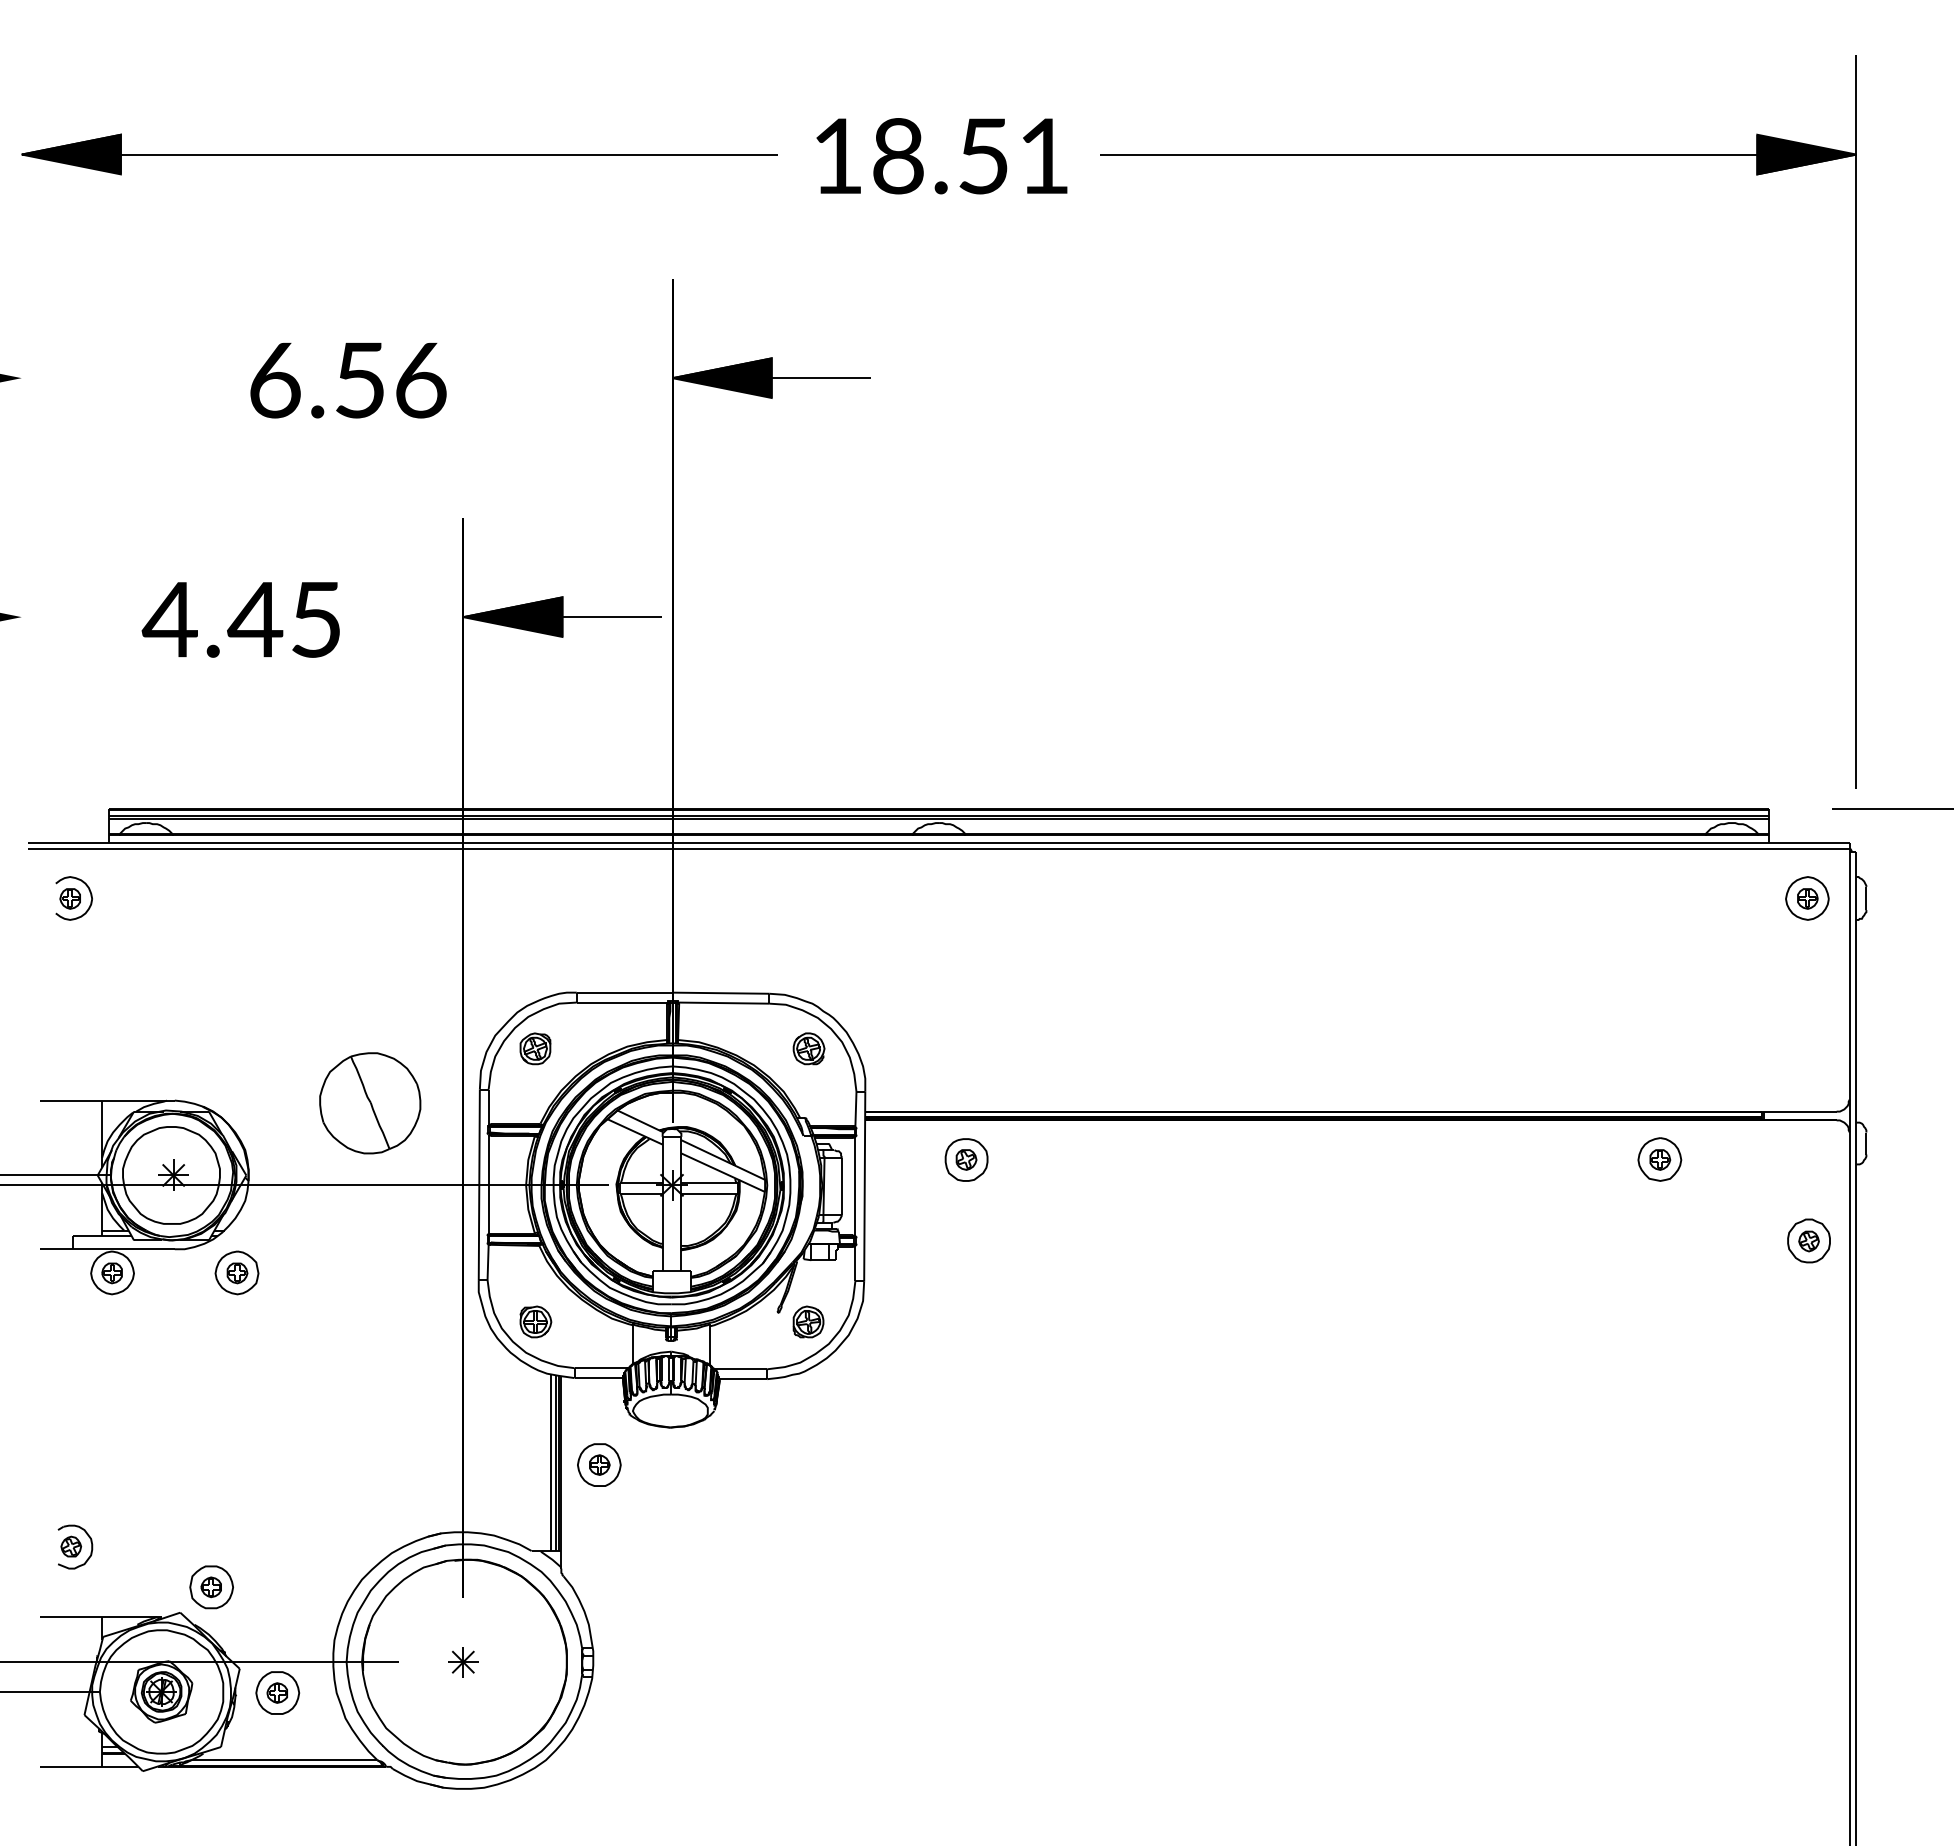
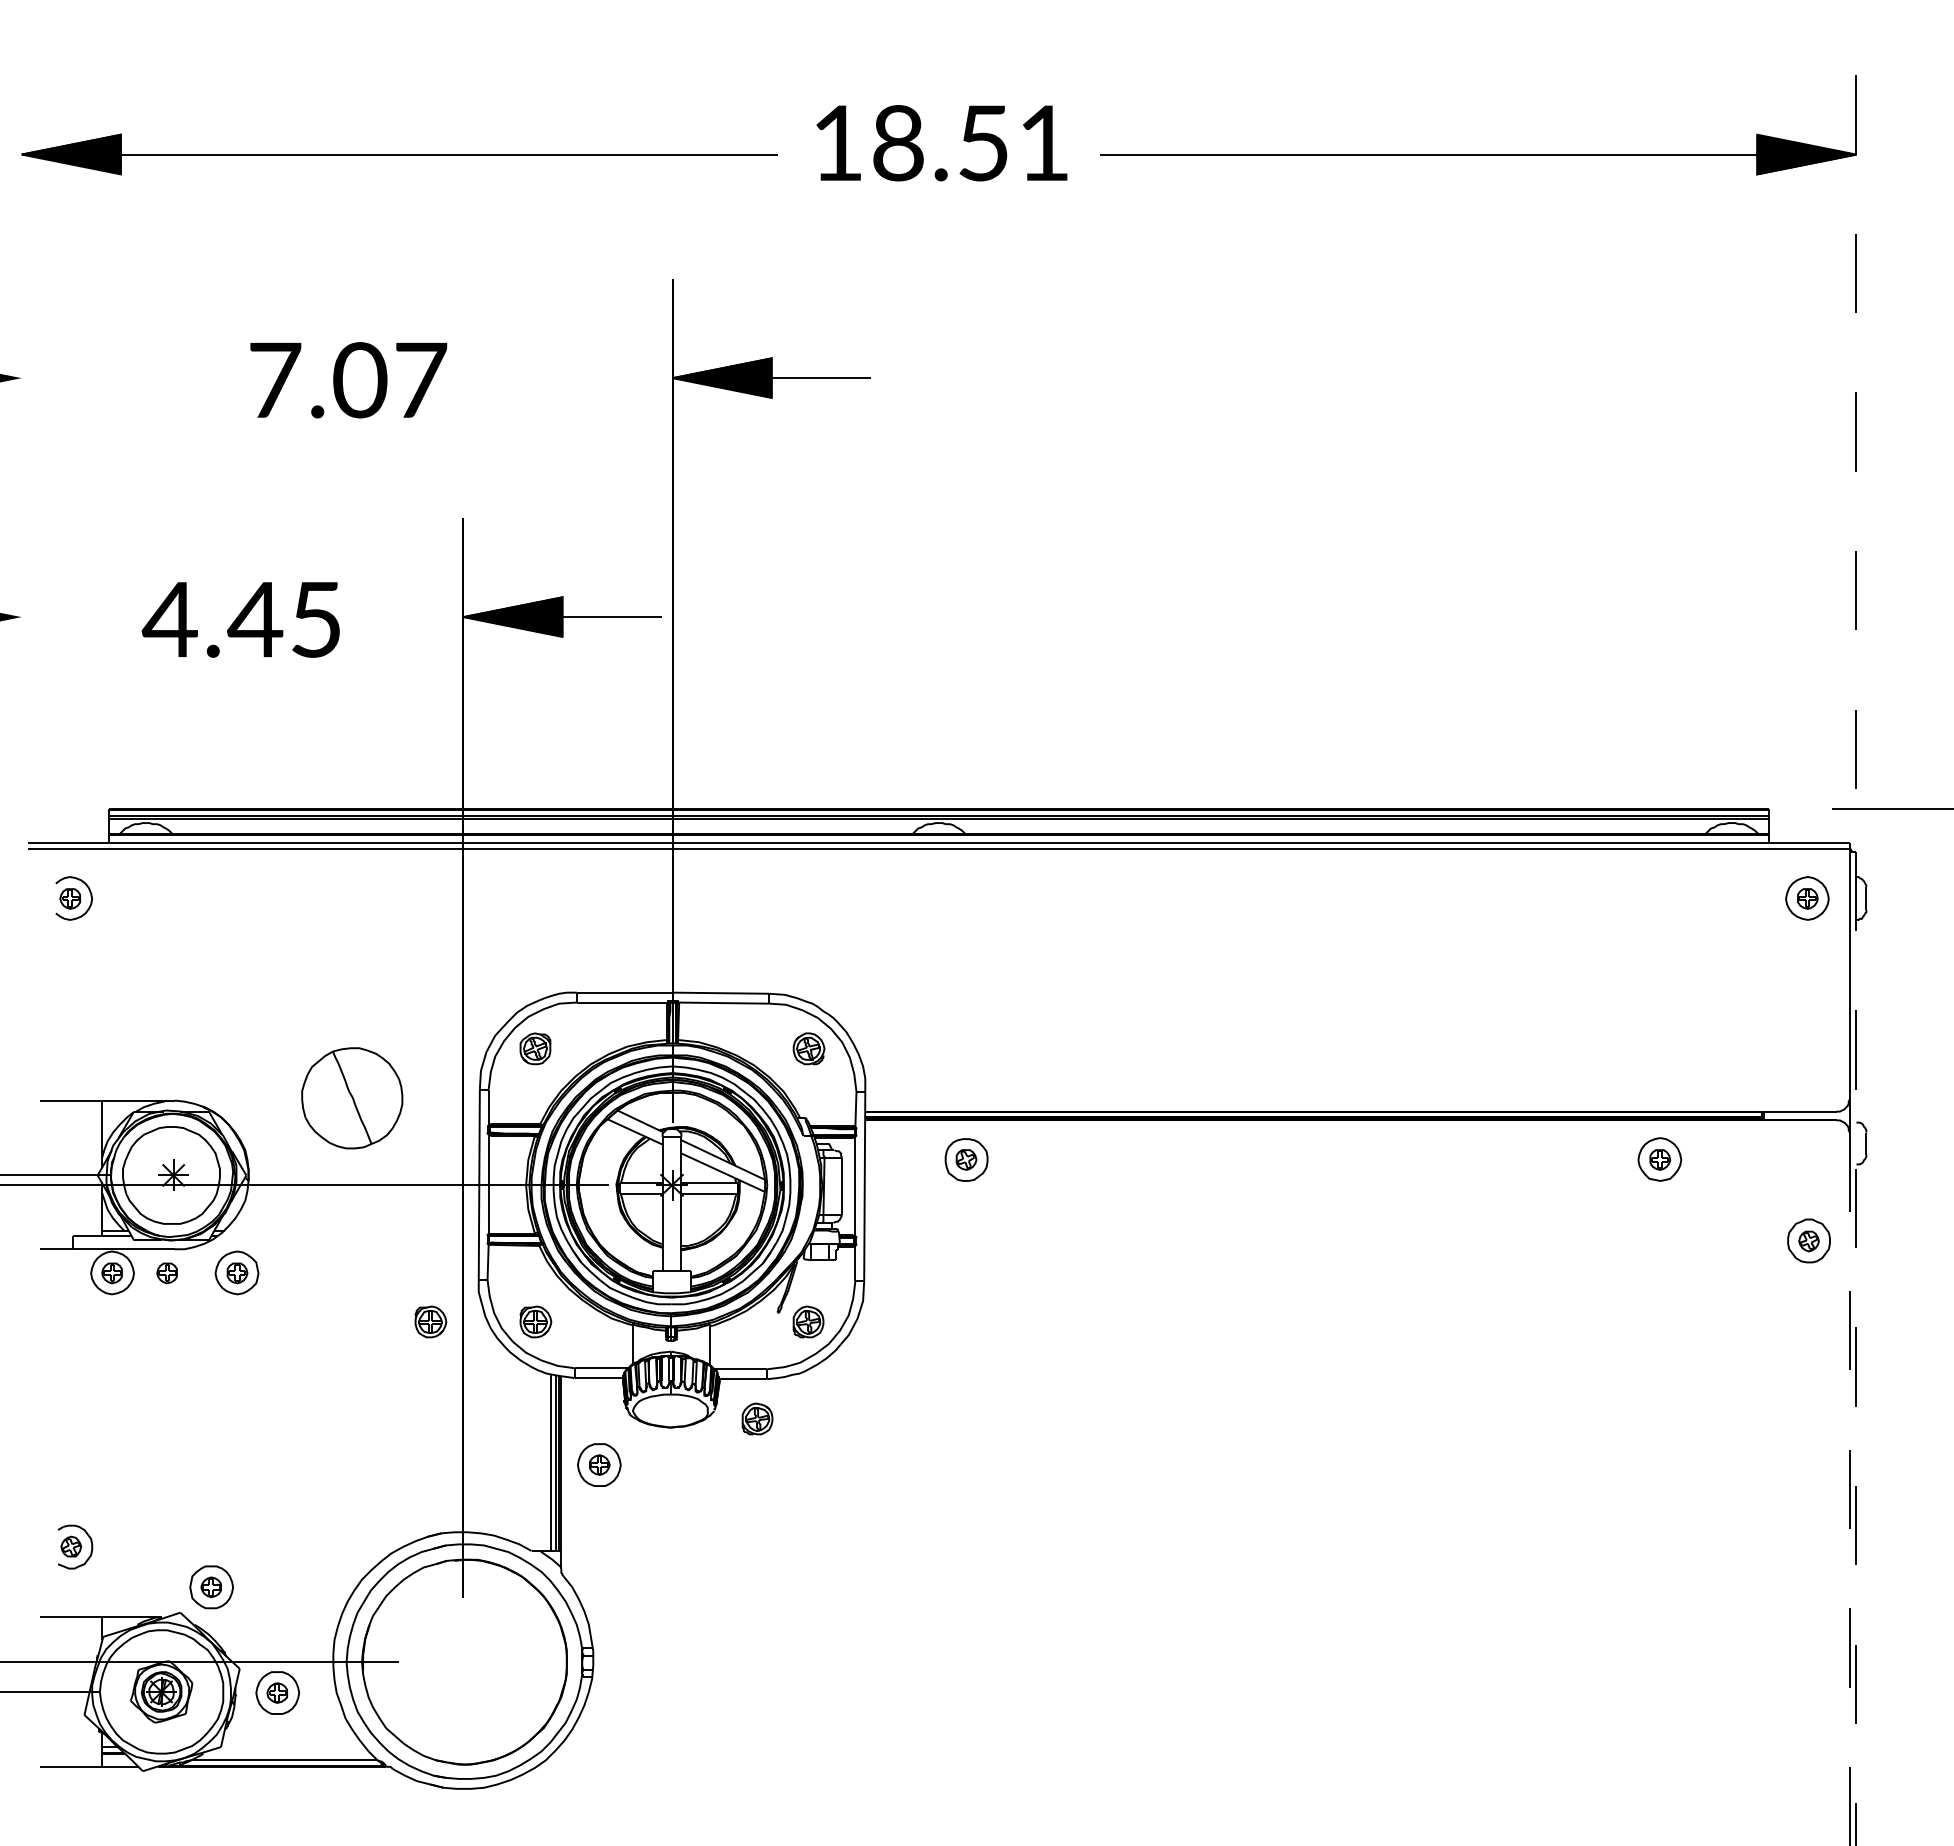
text position: (941, 156) -> (941, 143) (941, 143)
text: 6.56 -> 7.07 (348, 380)
line: solid -> dashed (1856, 422)
part position: (370, 1103) -> (352, 1098) (352, 1098)
part: none -> present (166, 1273)
part: none -> present (430, 1321)
line: solid -> dashed (1856, 1348)
part: none -> present (757, 1418)
line: solid -> dashed (1849, 1489)
part: present -> none (463, 1662)
